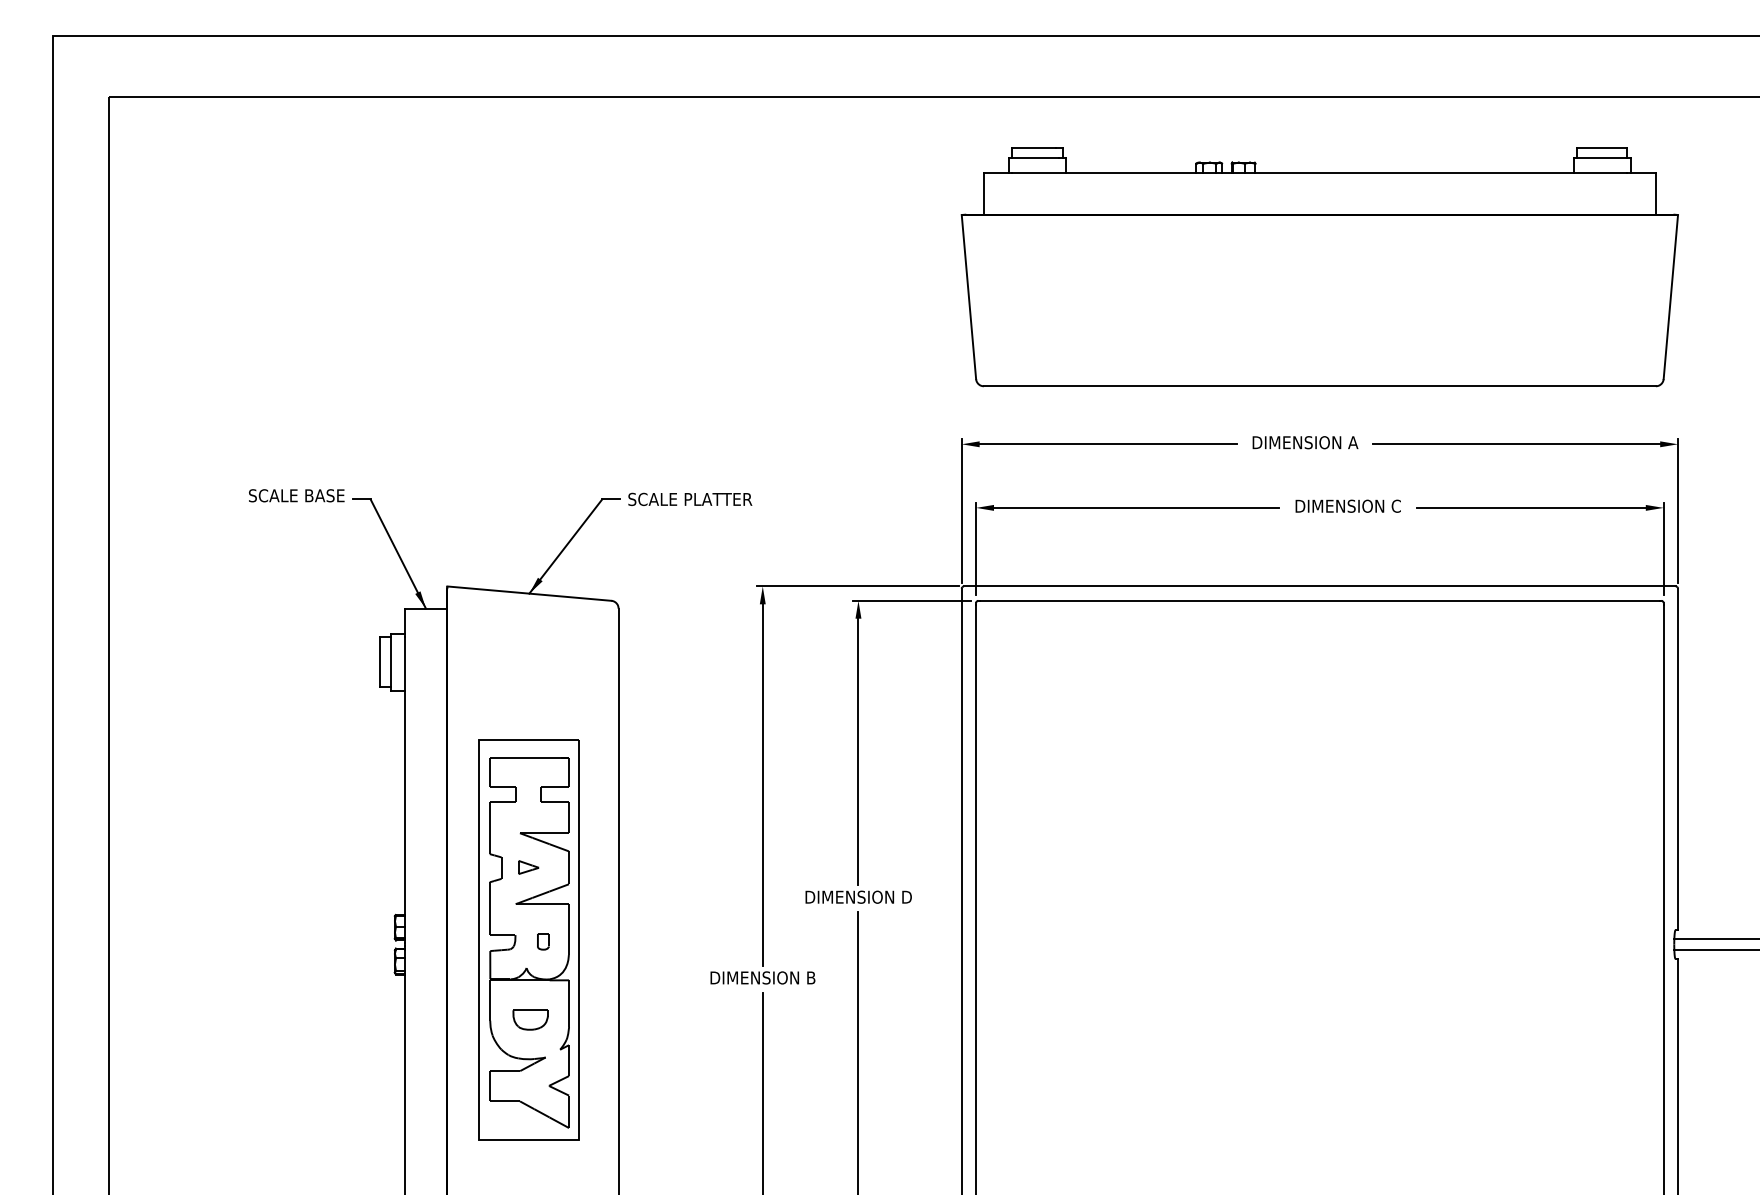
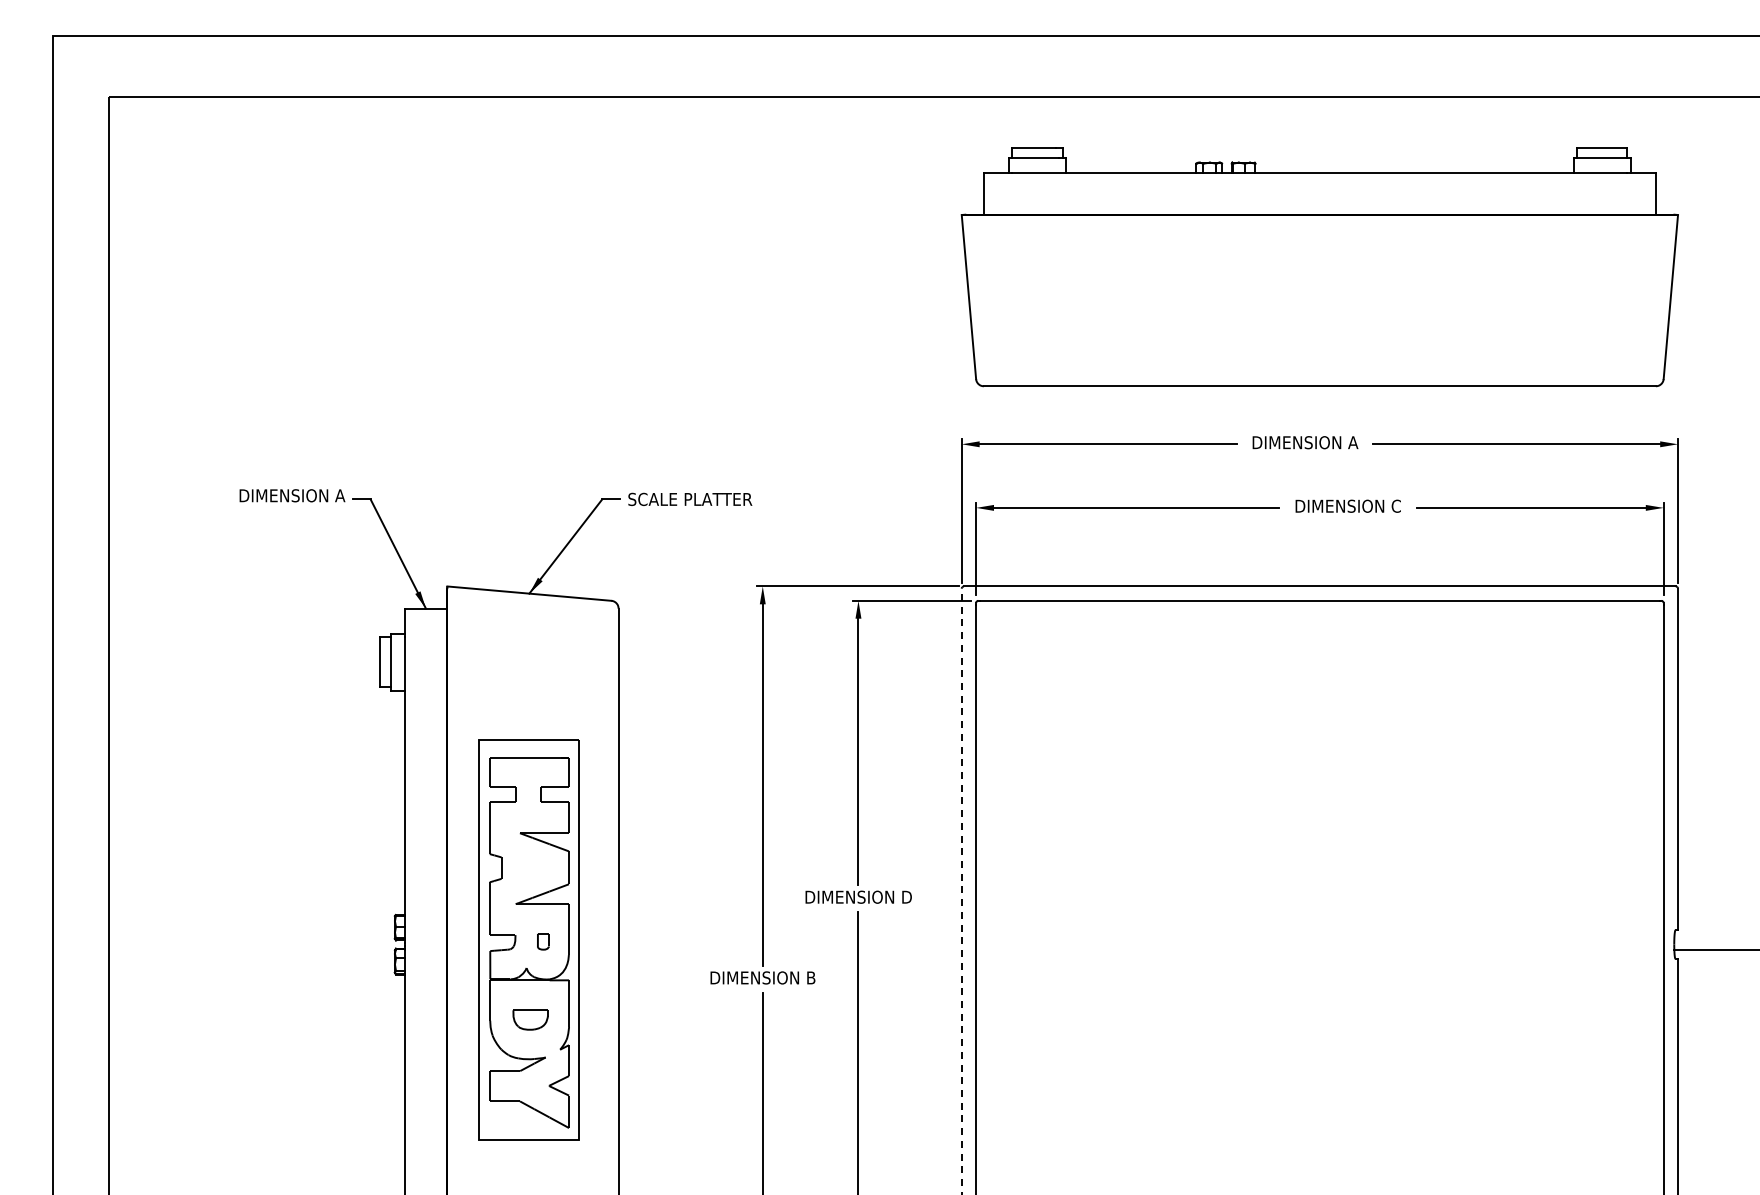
text: SCALE BASE -> DIMENSION A (292, 495)
part: present -> none (528, 867)
line: solid -> dashed (961, 891)
line: present -> none (1715, 938)
